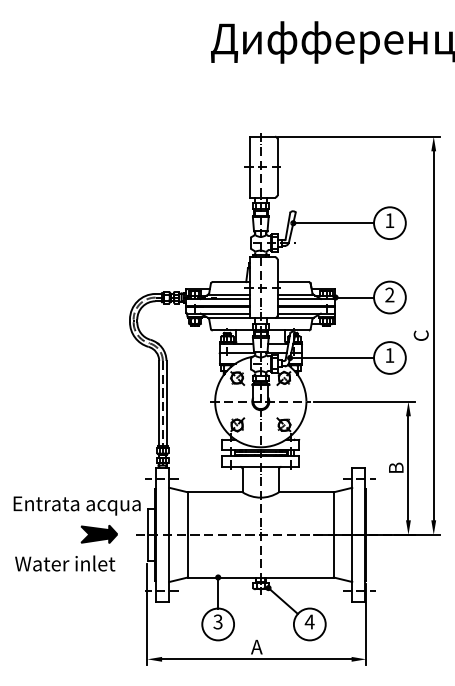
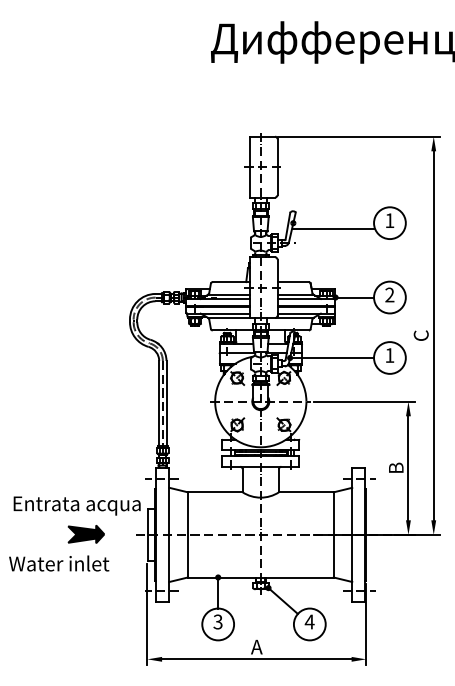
line position: (333, 223) -> (333, 229) (333, 229)
part position: (98, 534) -> (85, 534) (85, 534)
text position: (65, 563) -> (59, 563) (59, 563)
